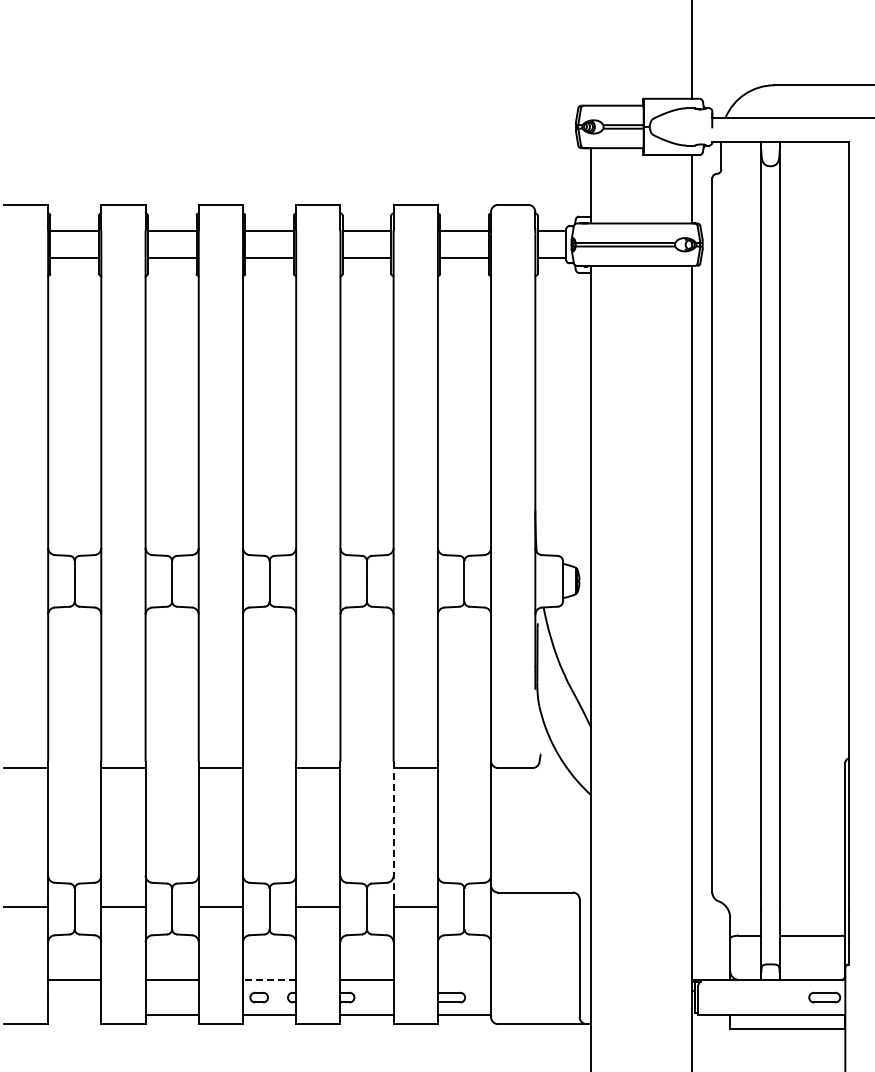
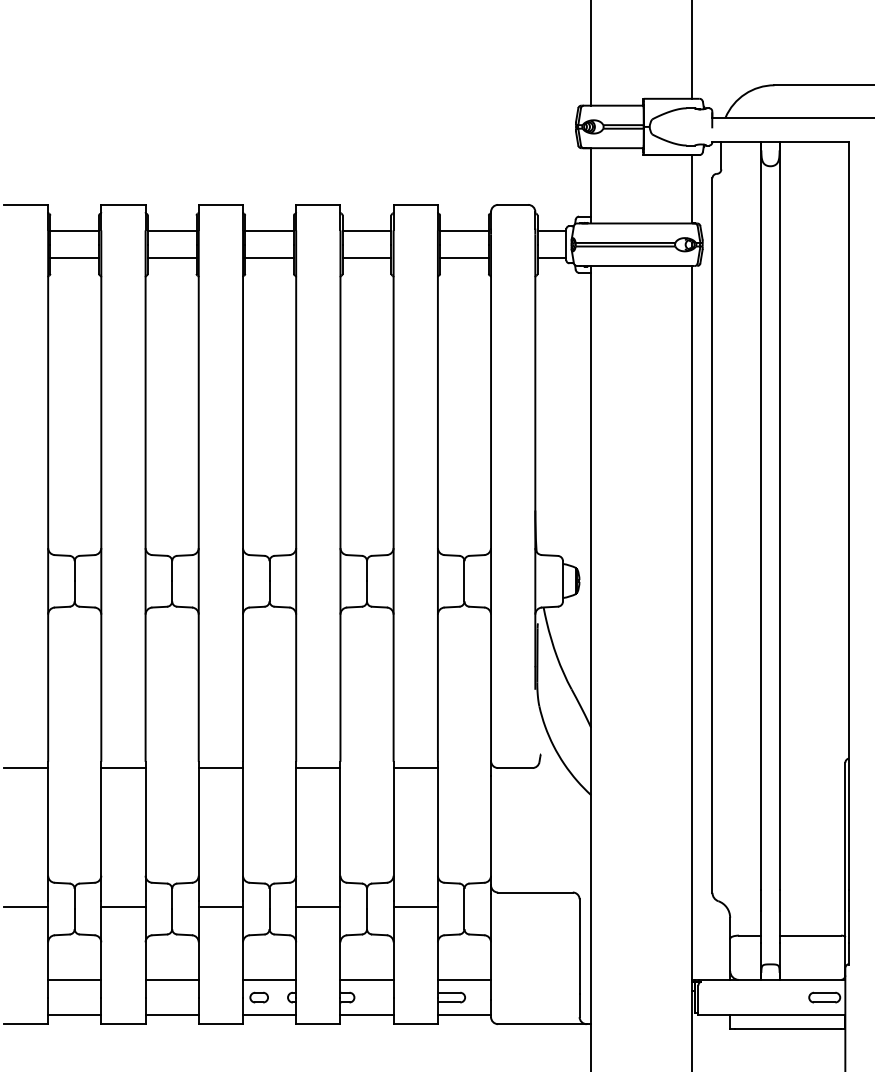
line: none -> present (591, 53)
line: dashed -> solid (393, 834)
line: dashed -> solid (269, 979)
line: none -> present (464, 979)
line: none -> present (74, 1015)
